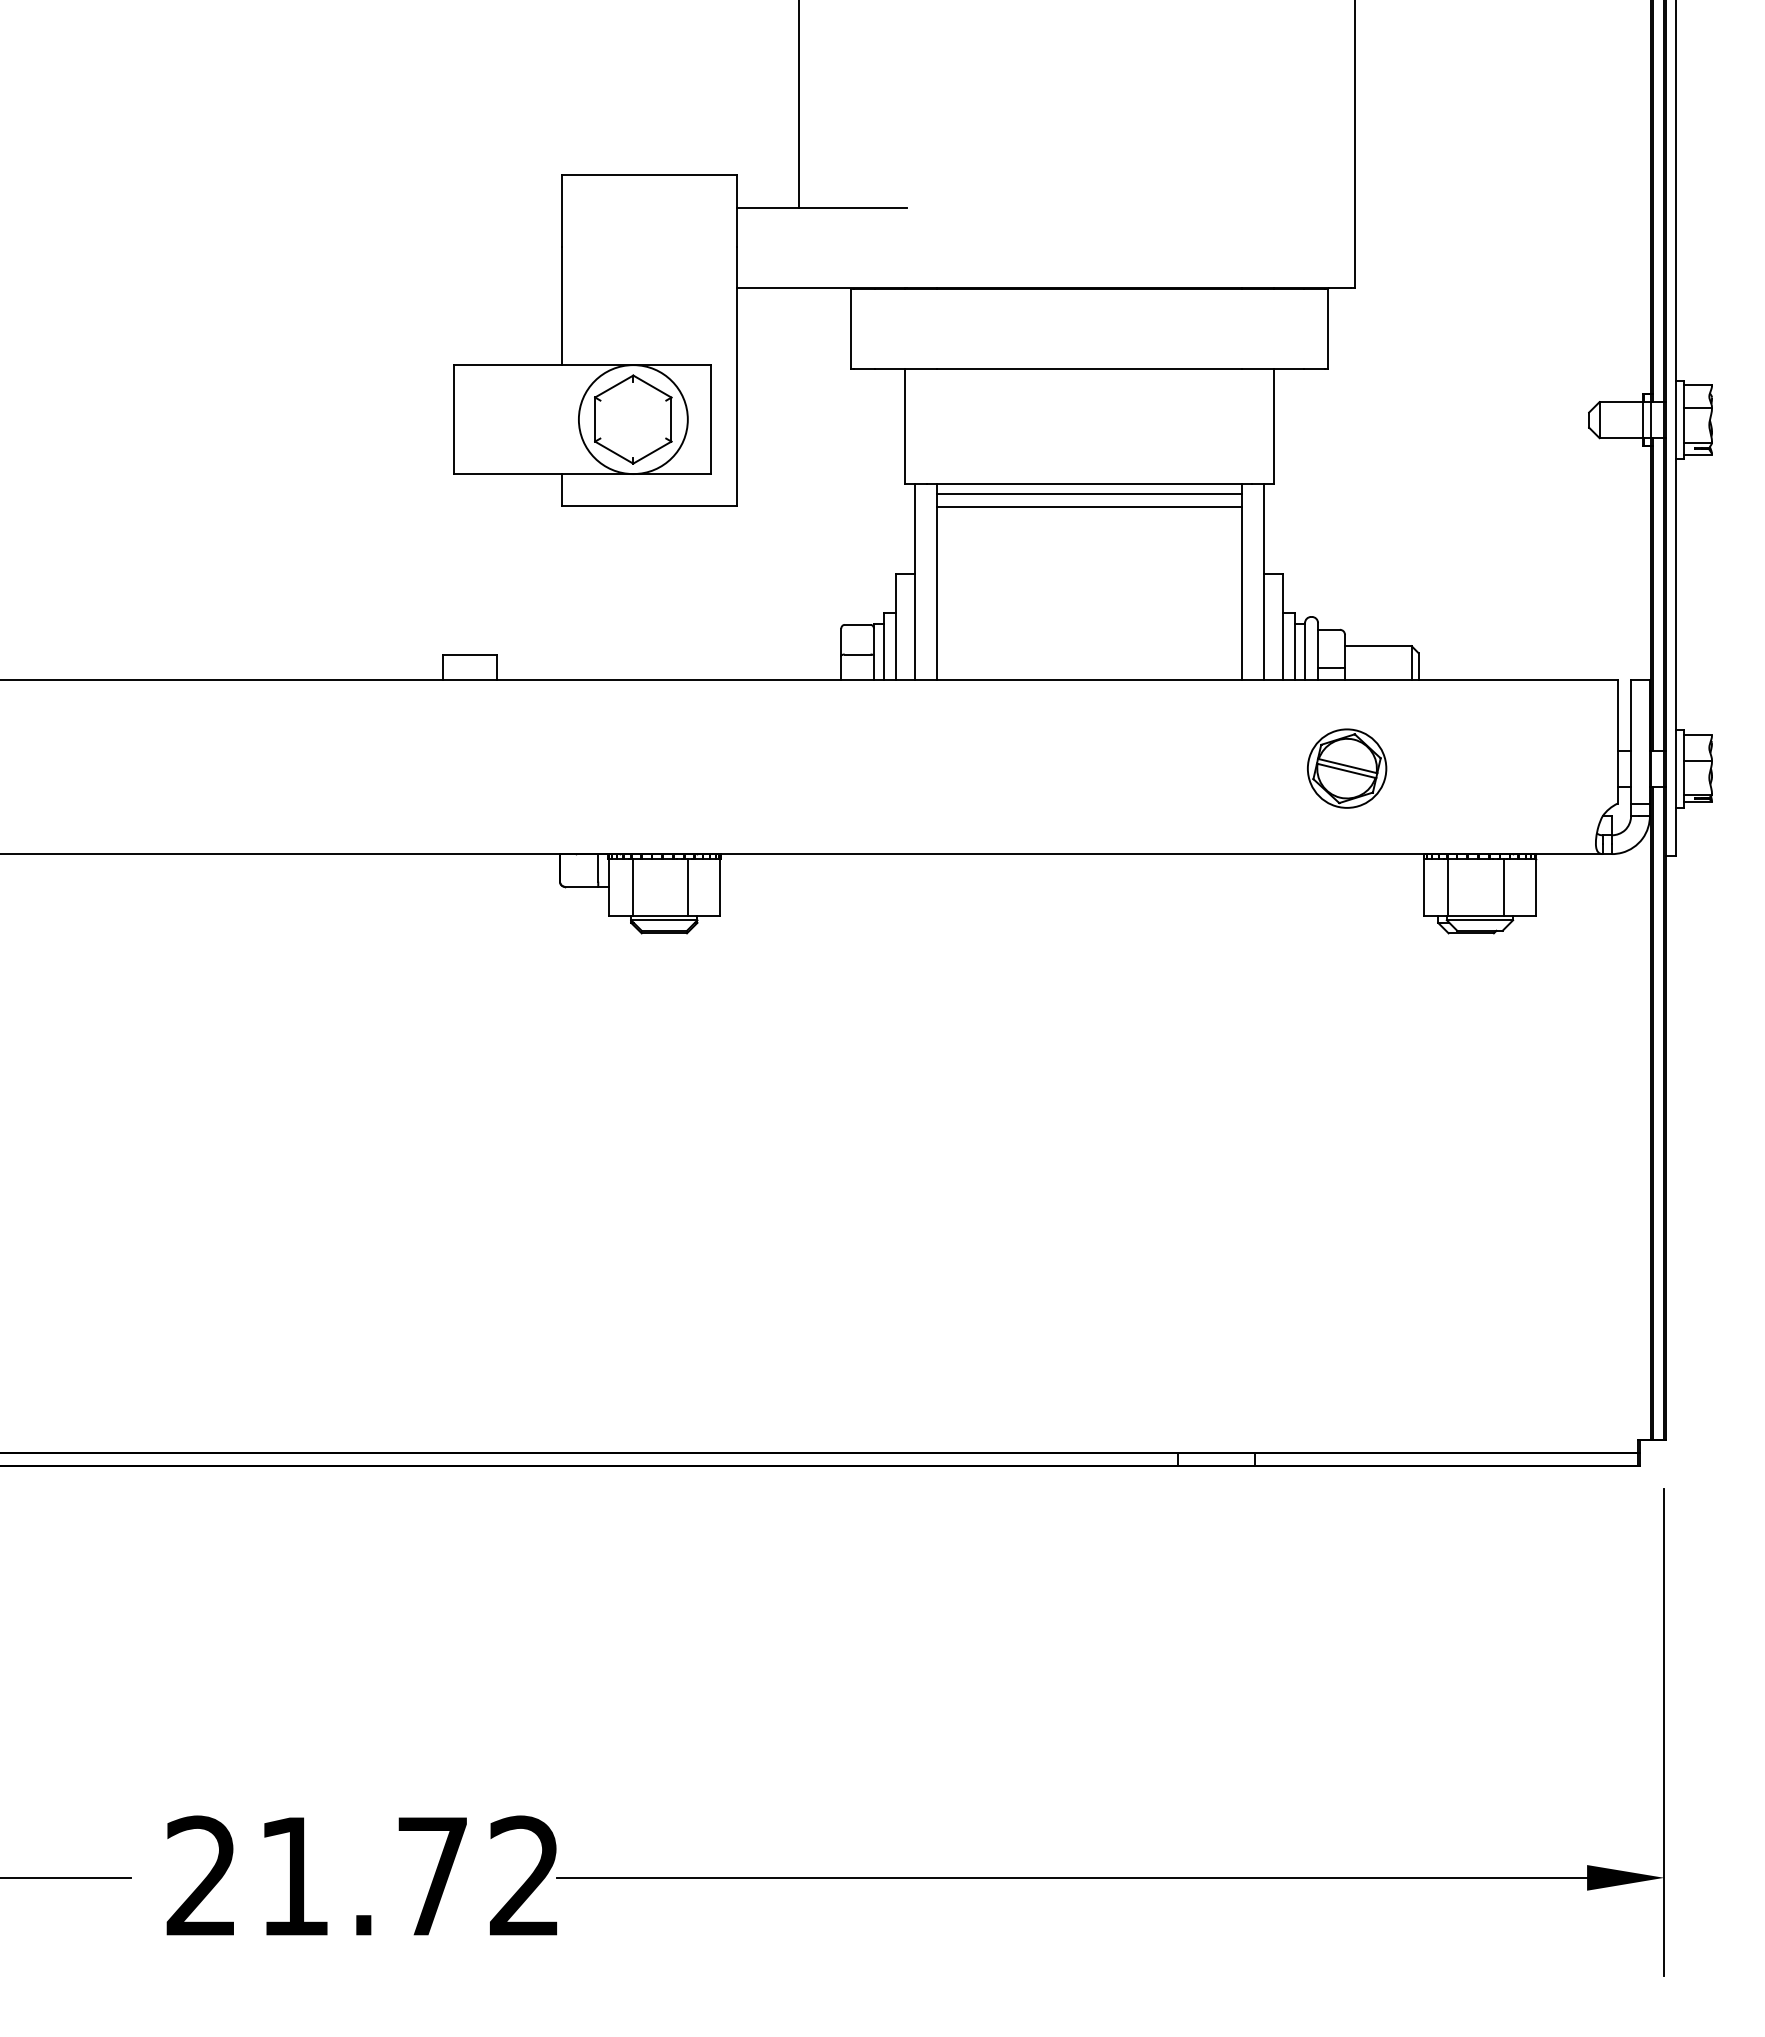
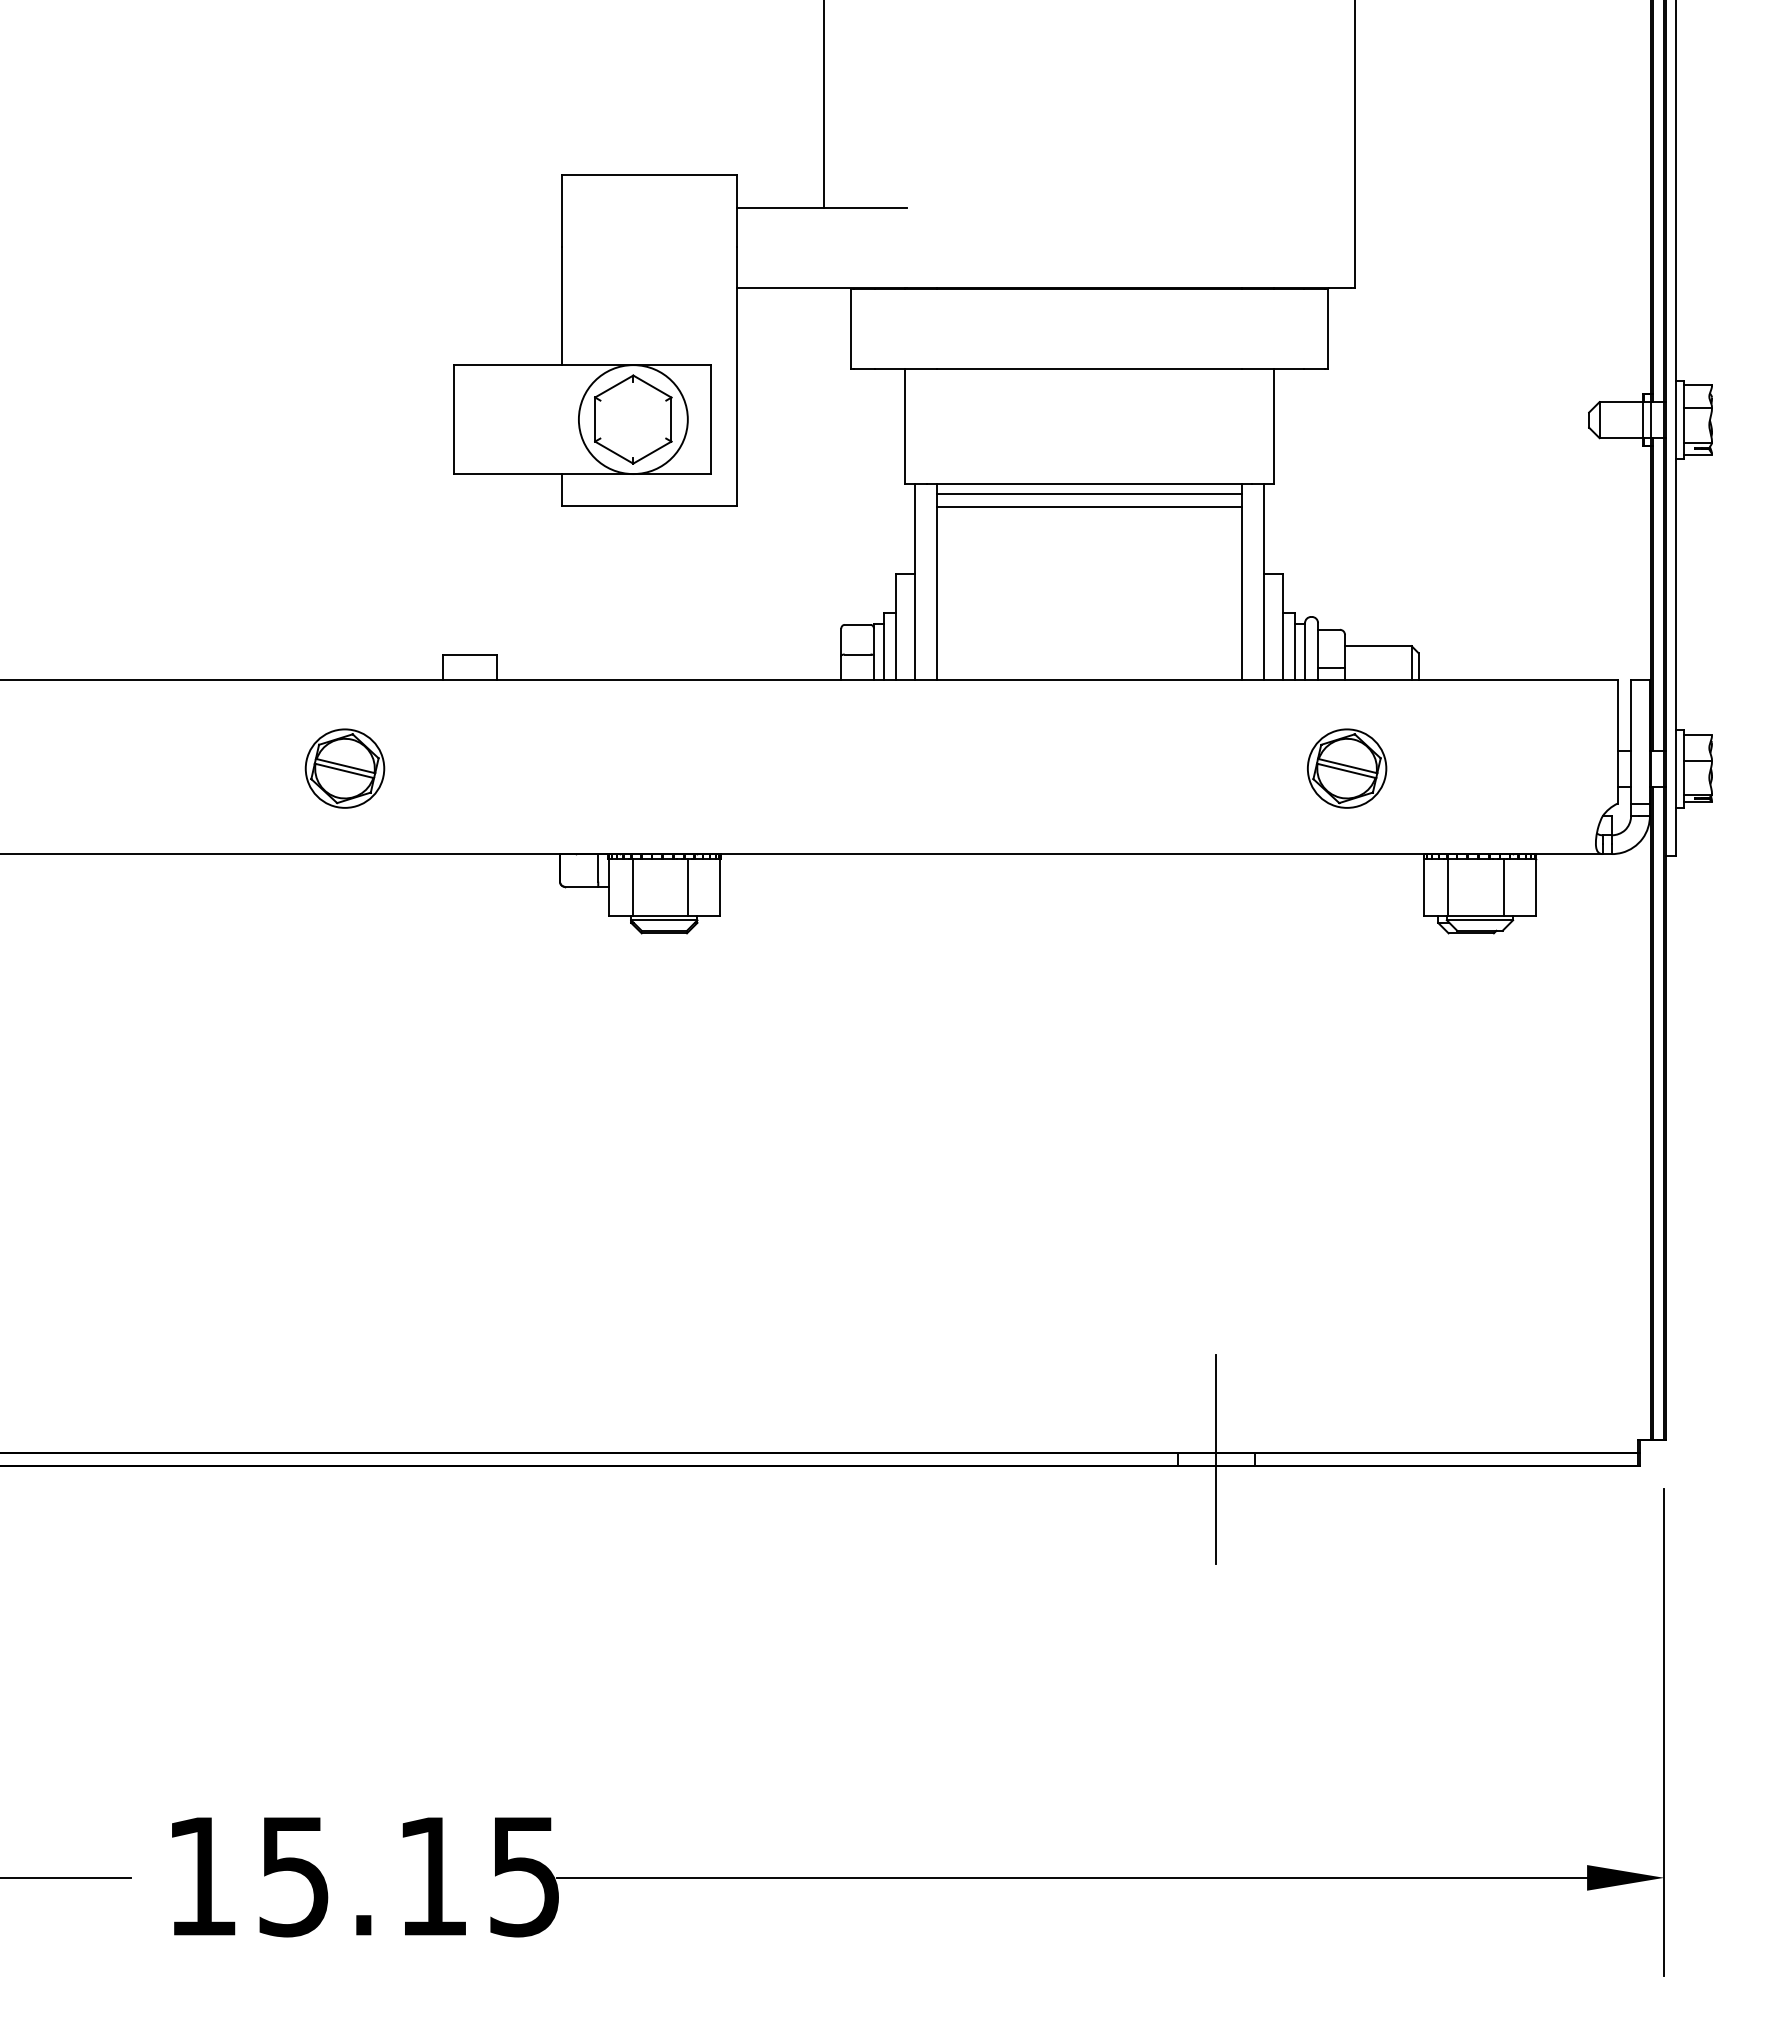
line position: (798, 105) -> (823, 105) (823, 105)
part: none -> present (344, 768)
line: none -> present (1216, 1458)
text: 21.72 -> 15.15 (362, 1876)
